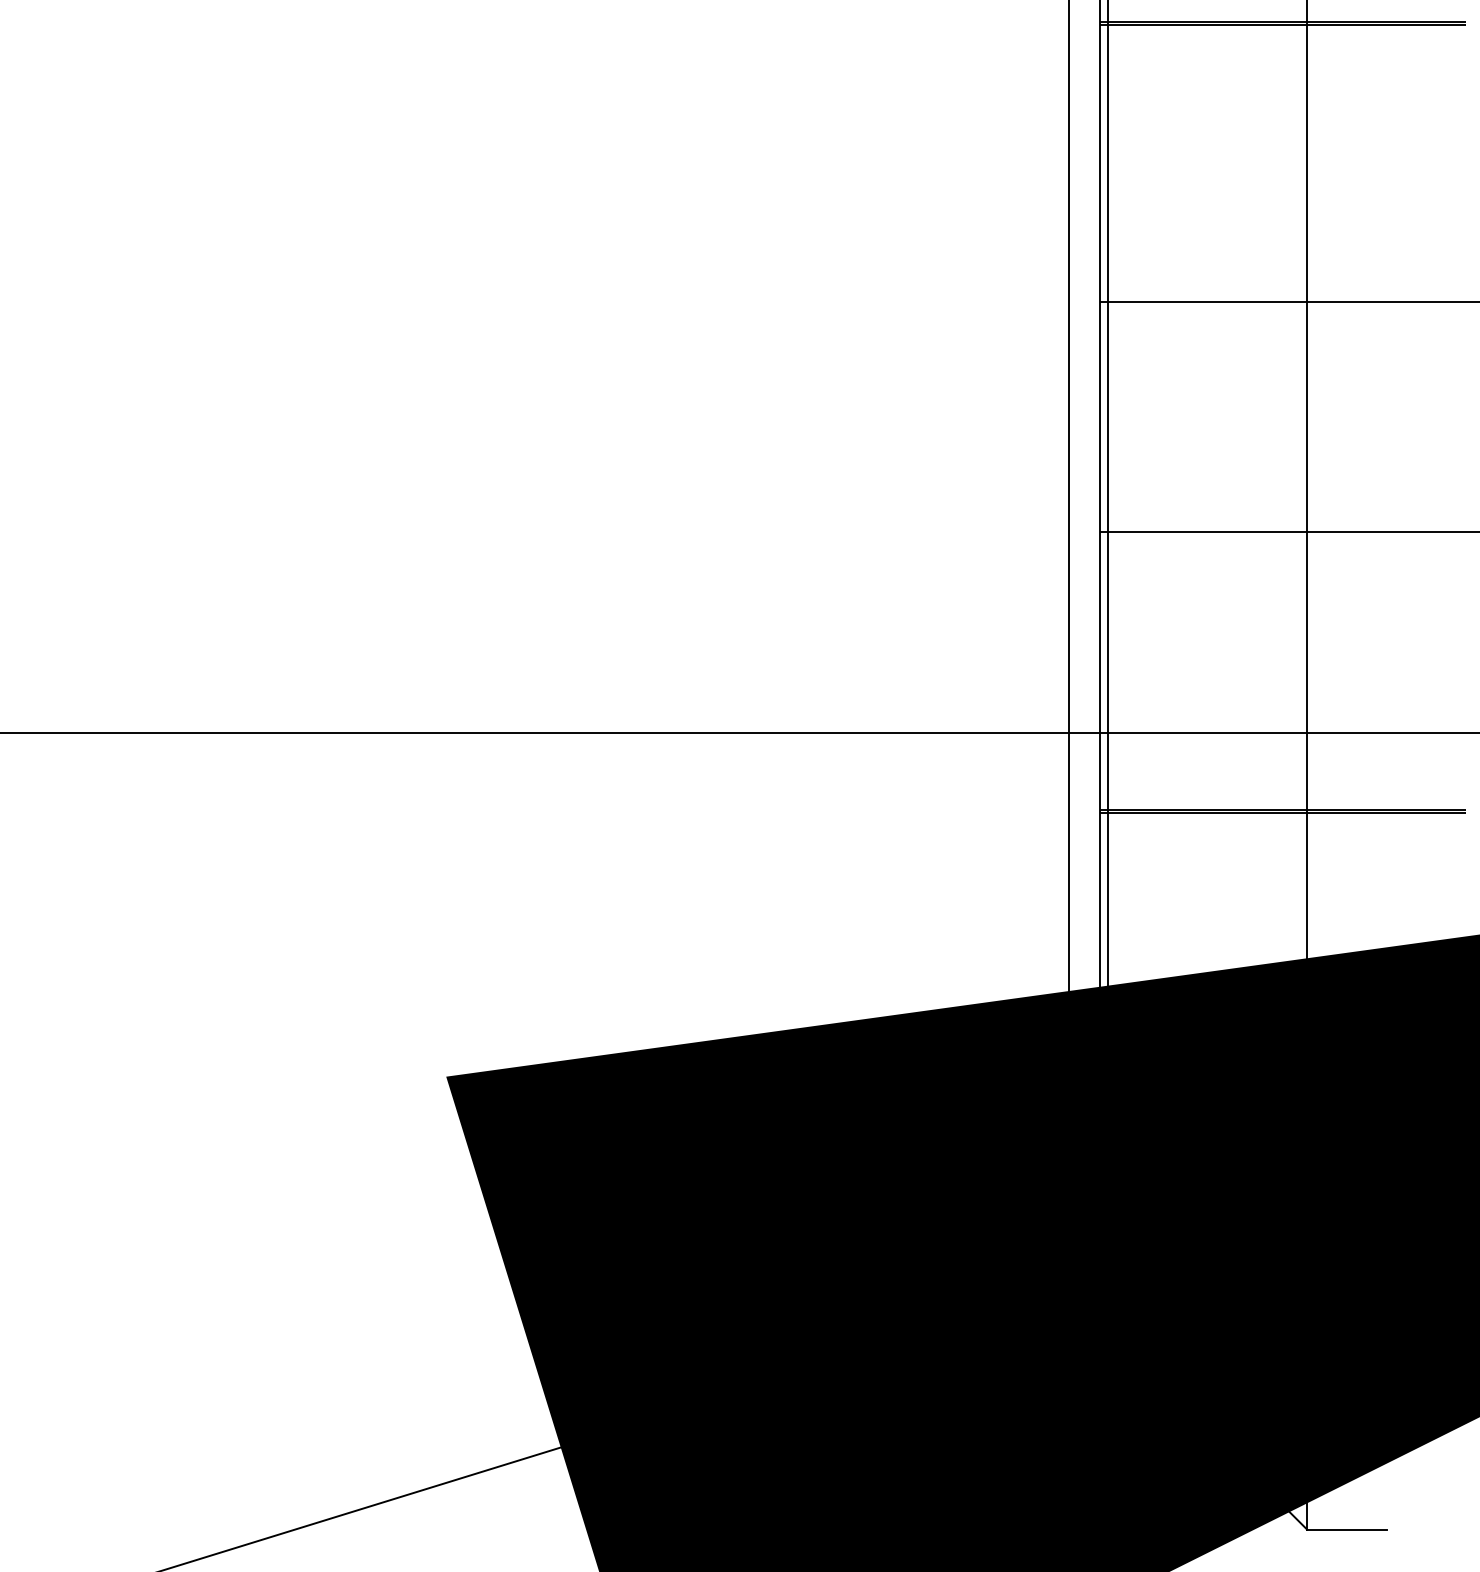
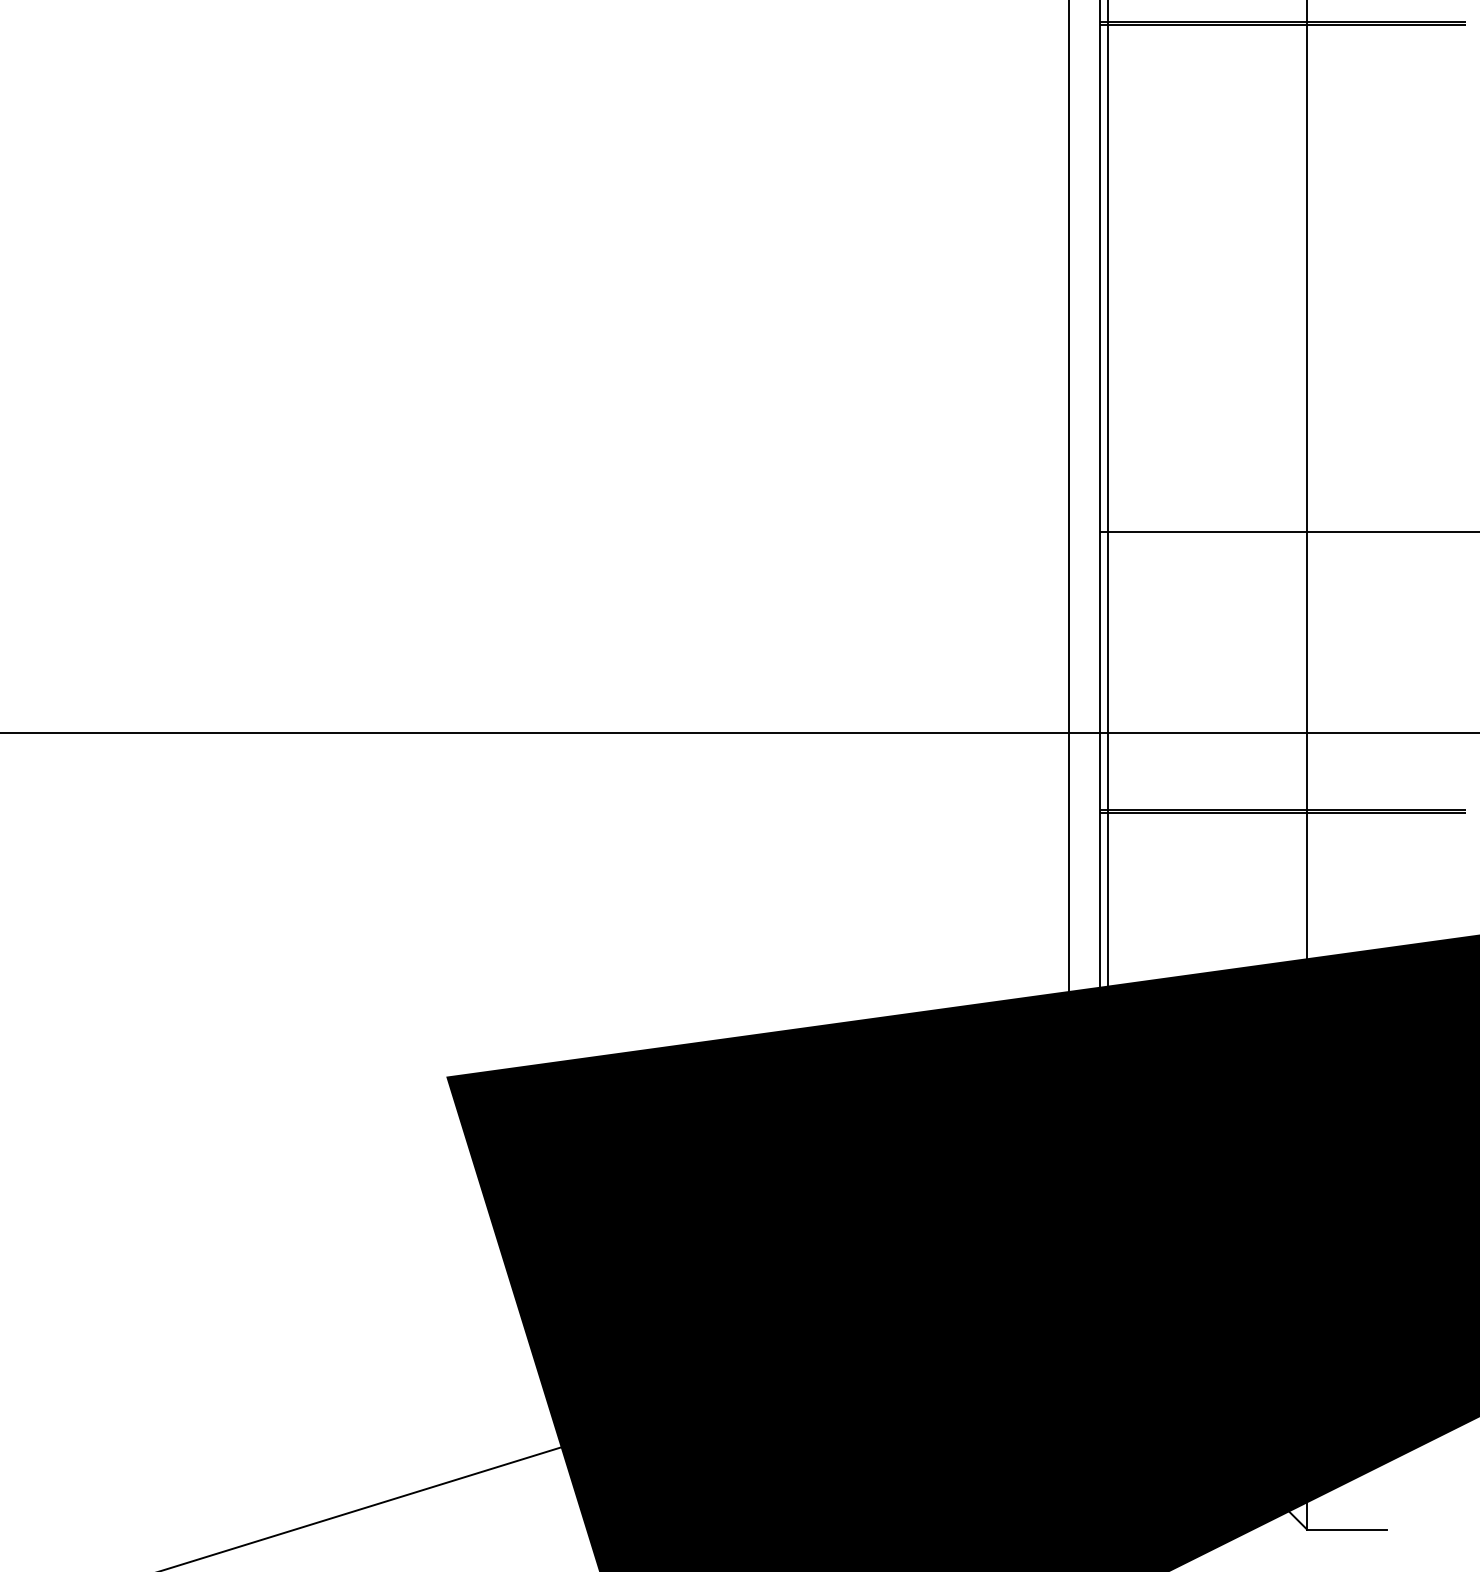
line: present -> none (1288, 302)
